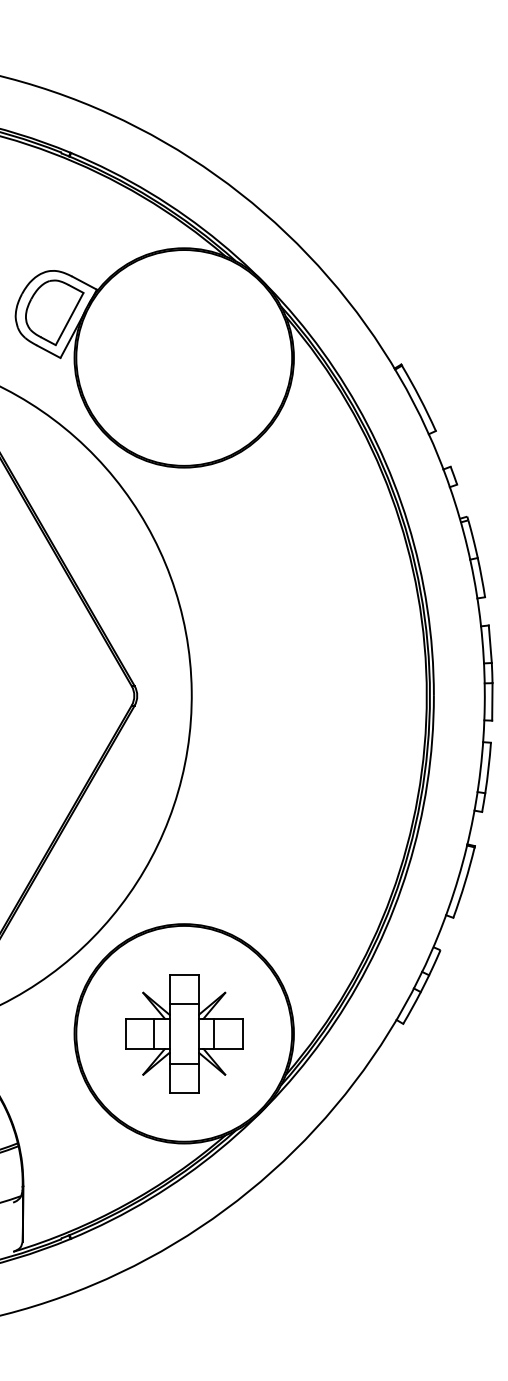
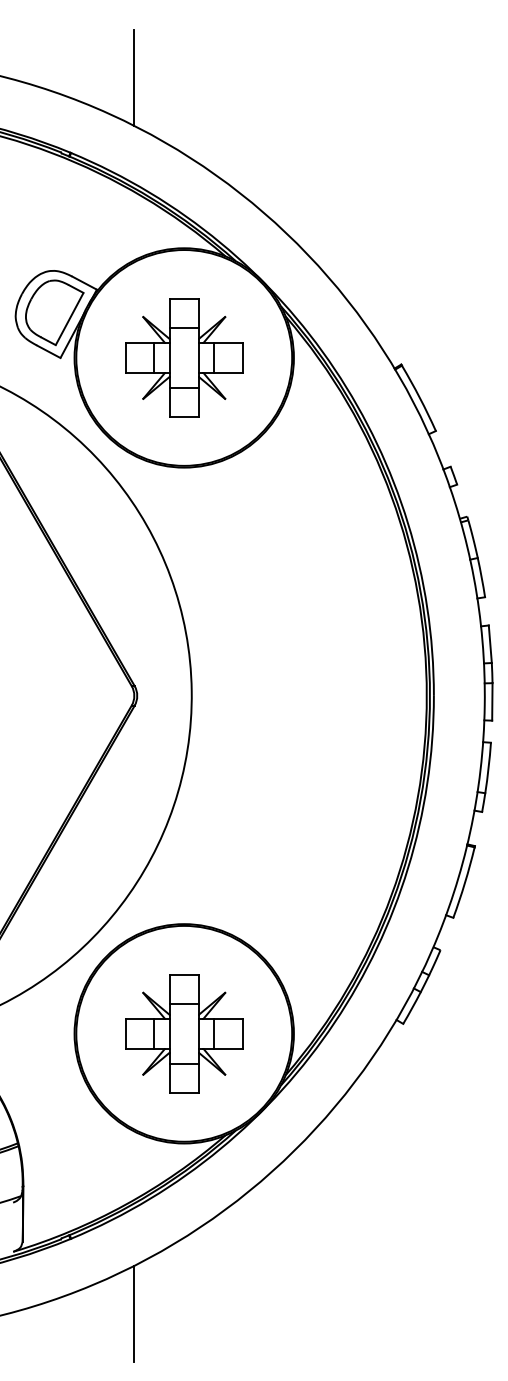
line: none -> present (134, 77)
part: none -> present (184, 357)
line: none -> present (134, 1313)
